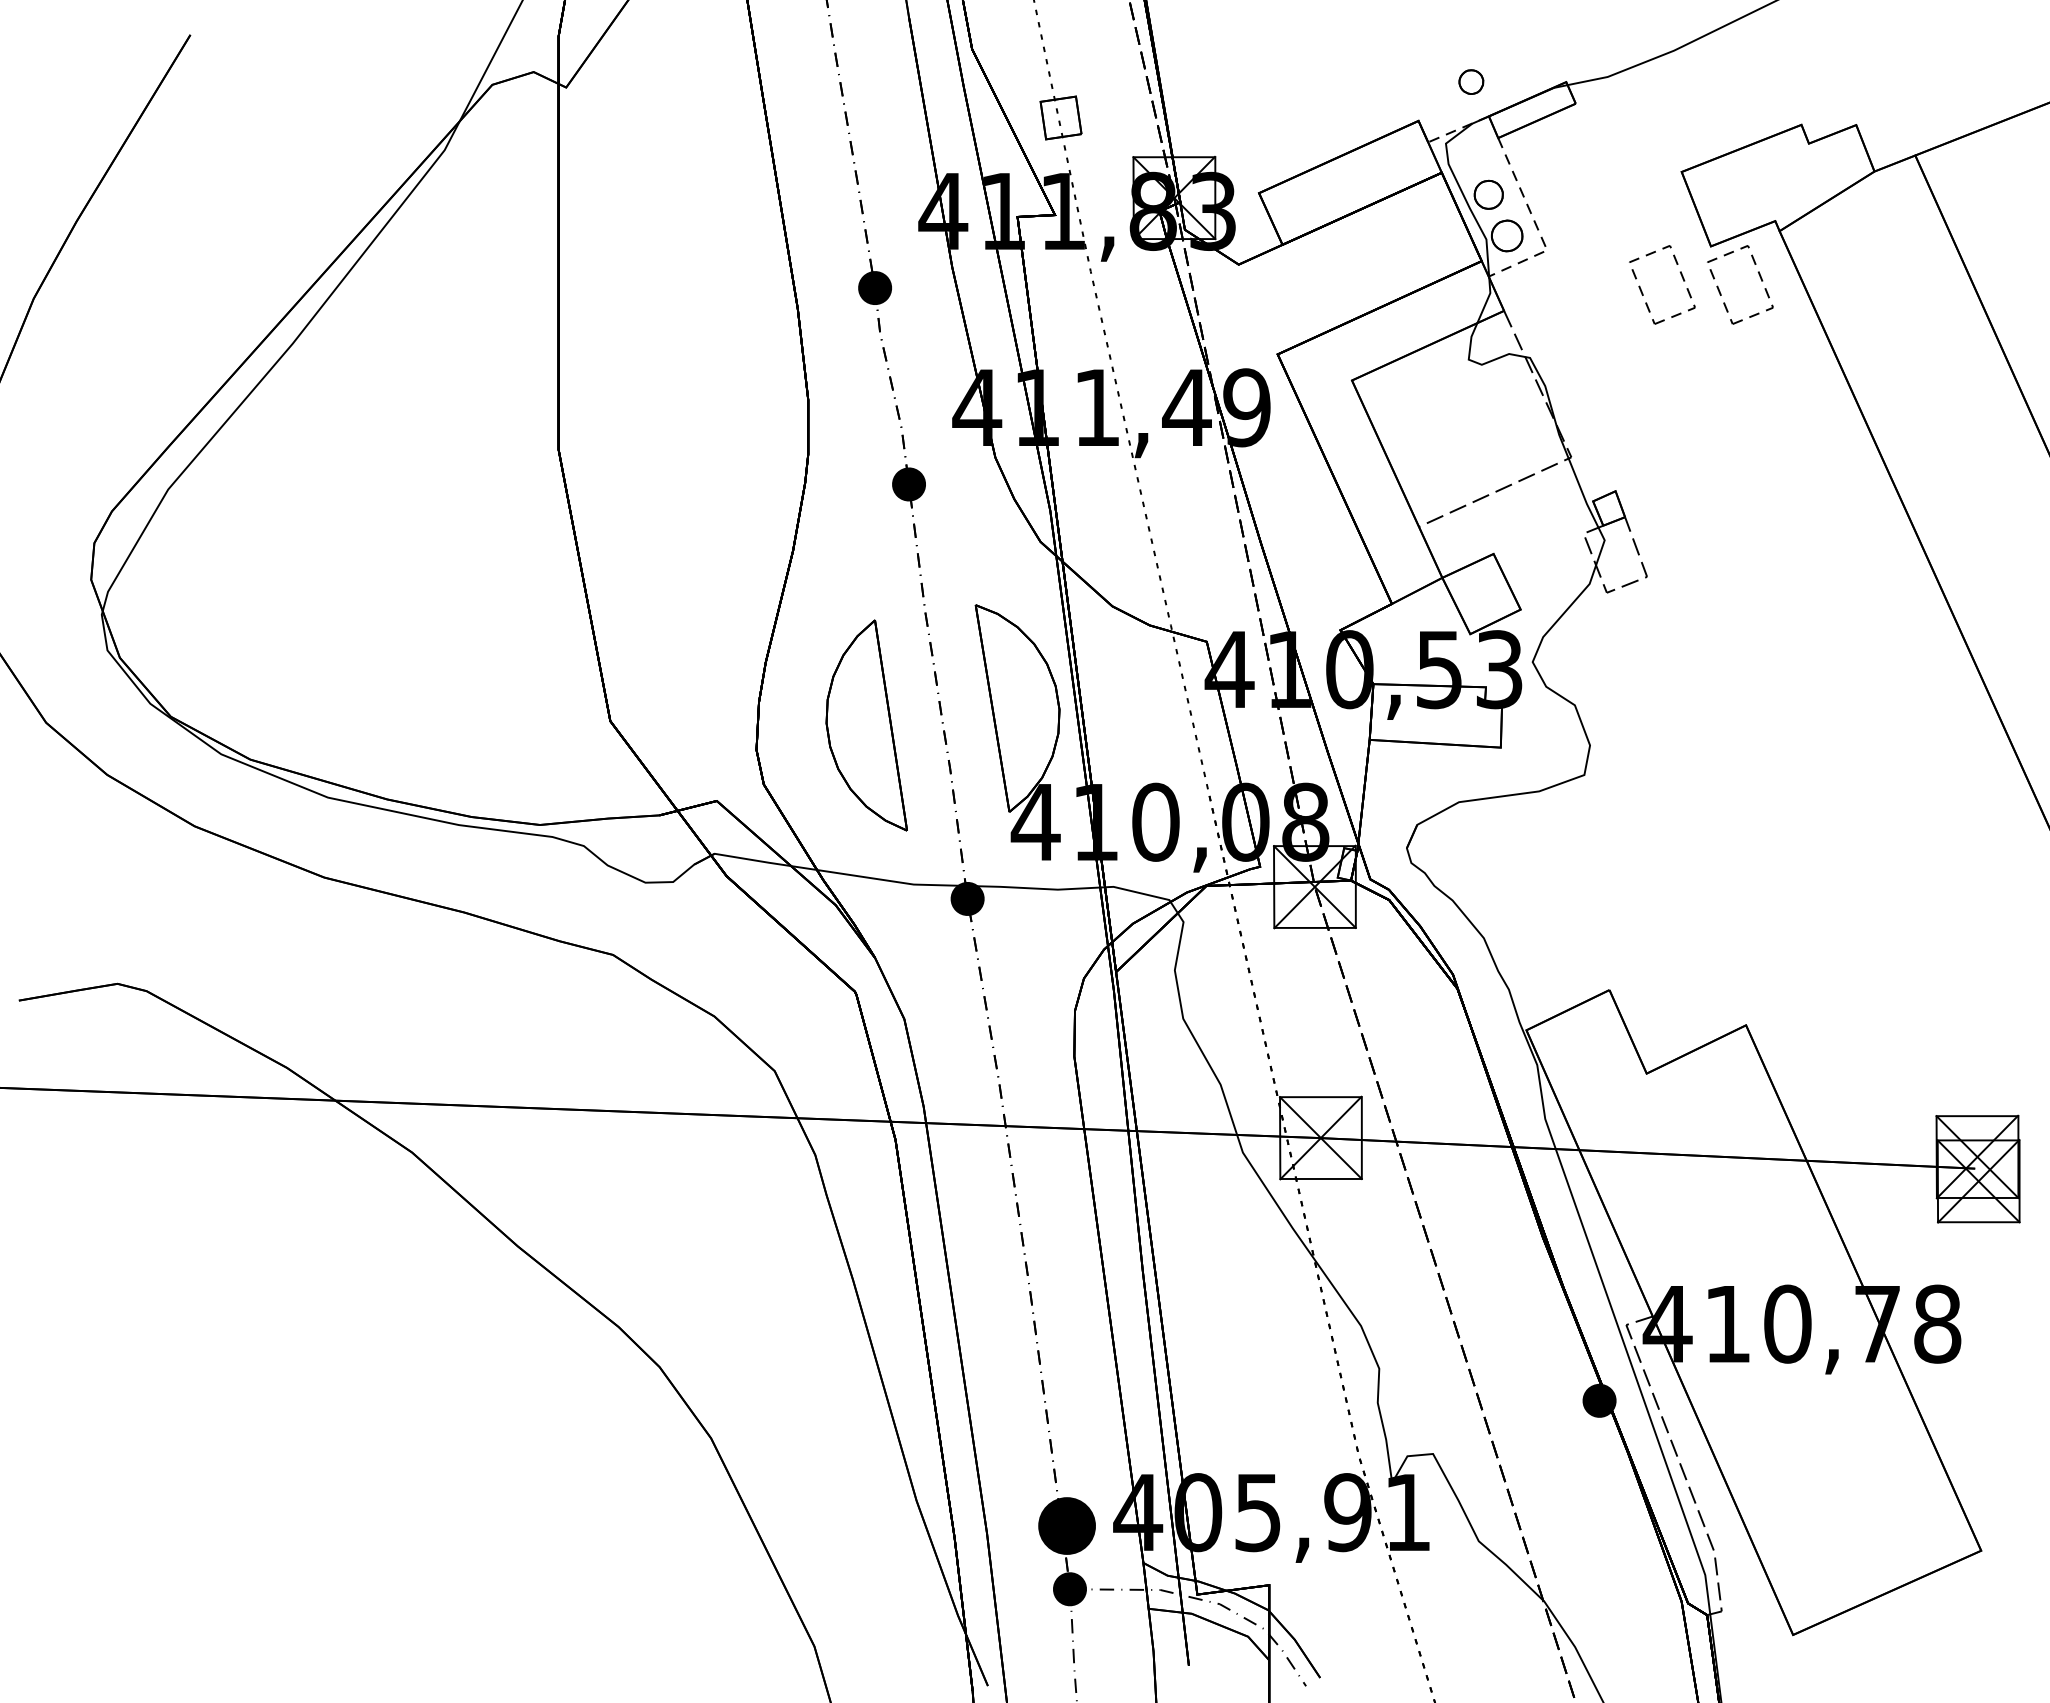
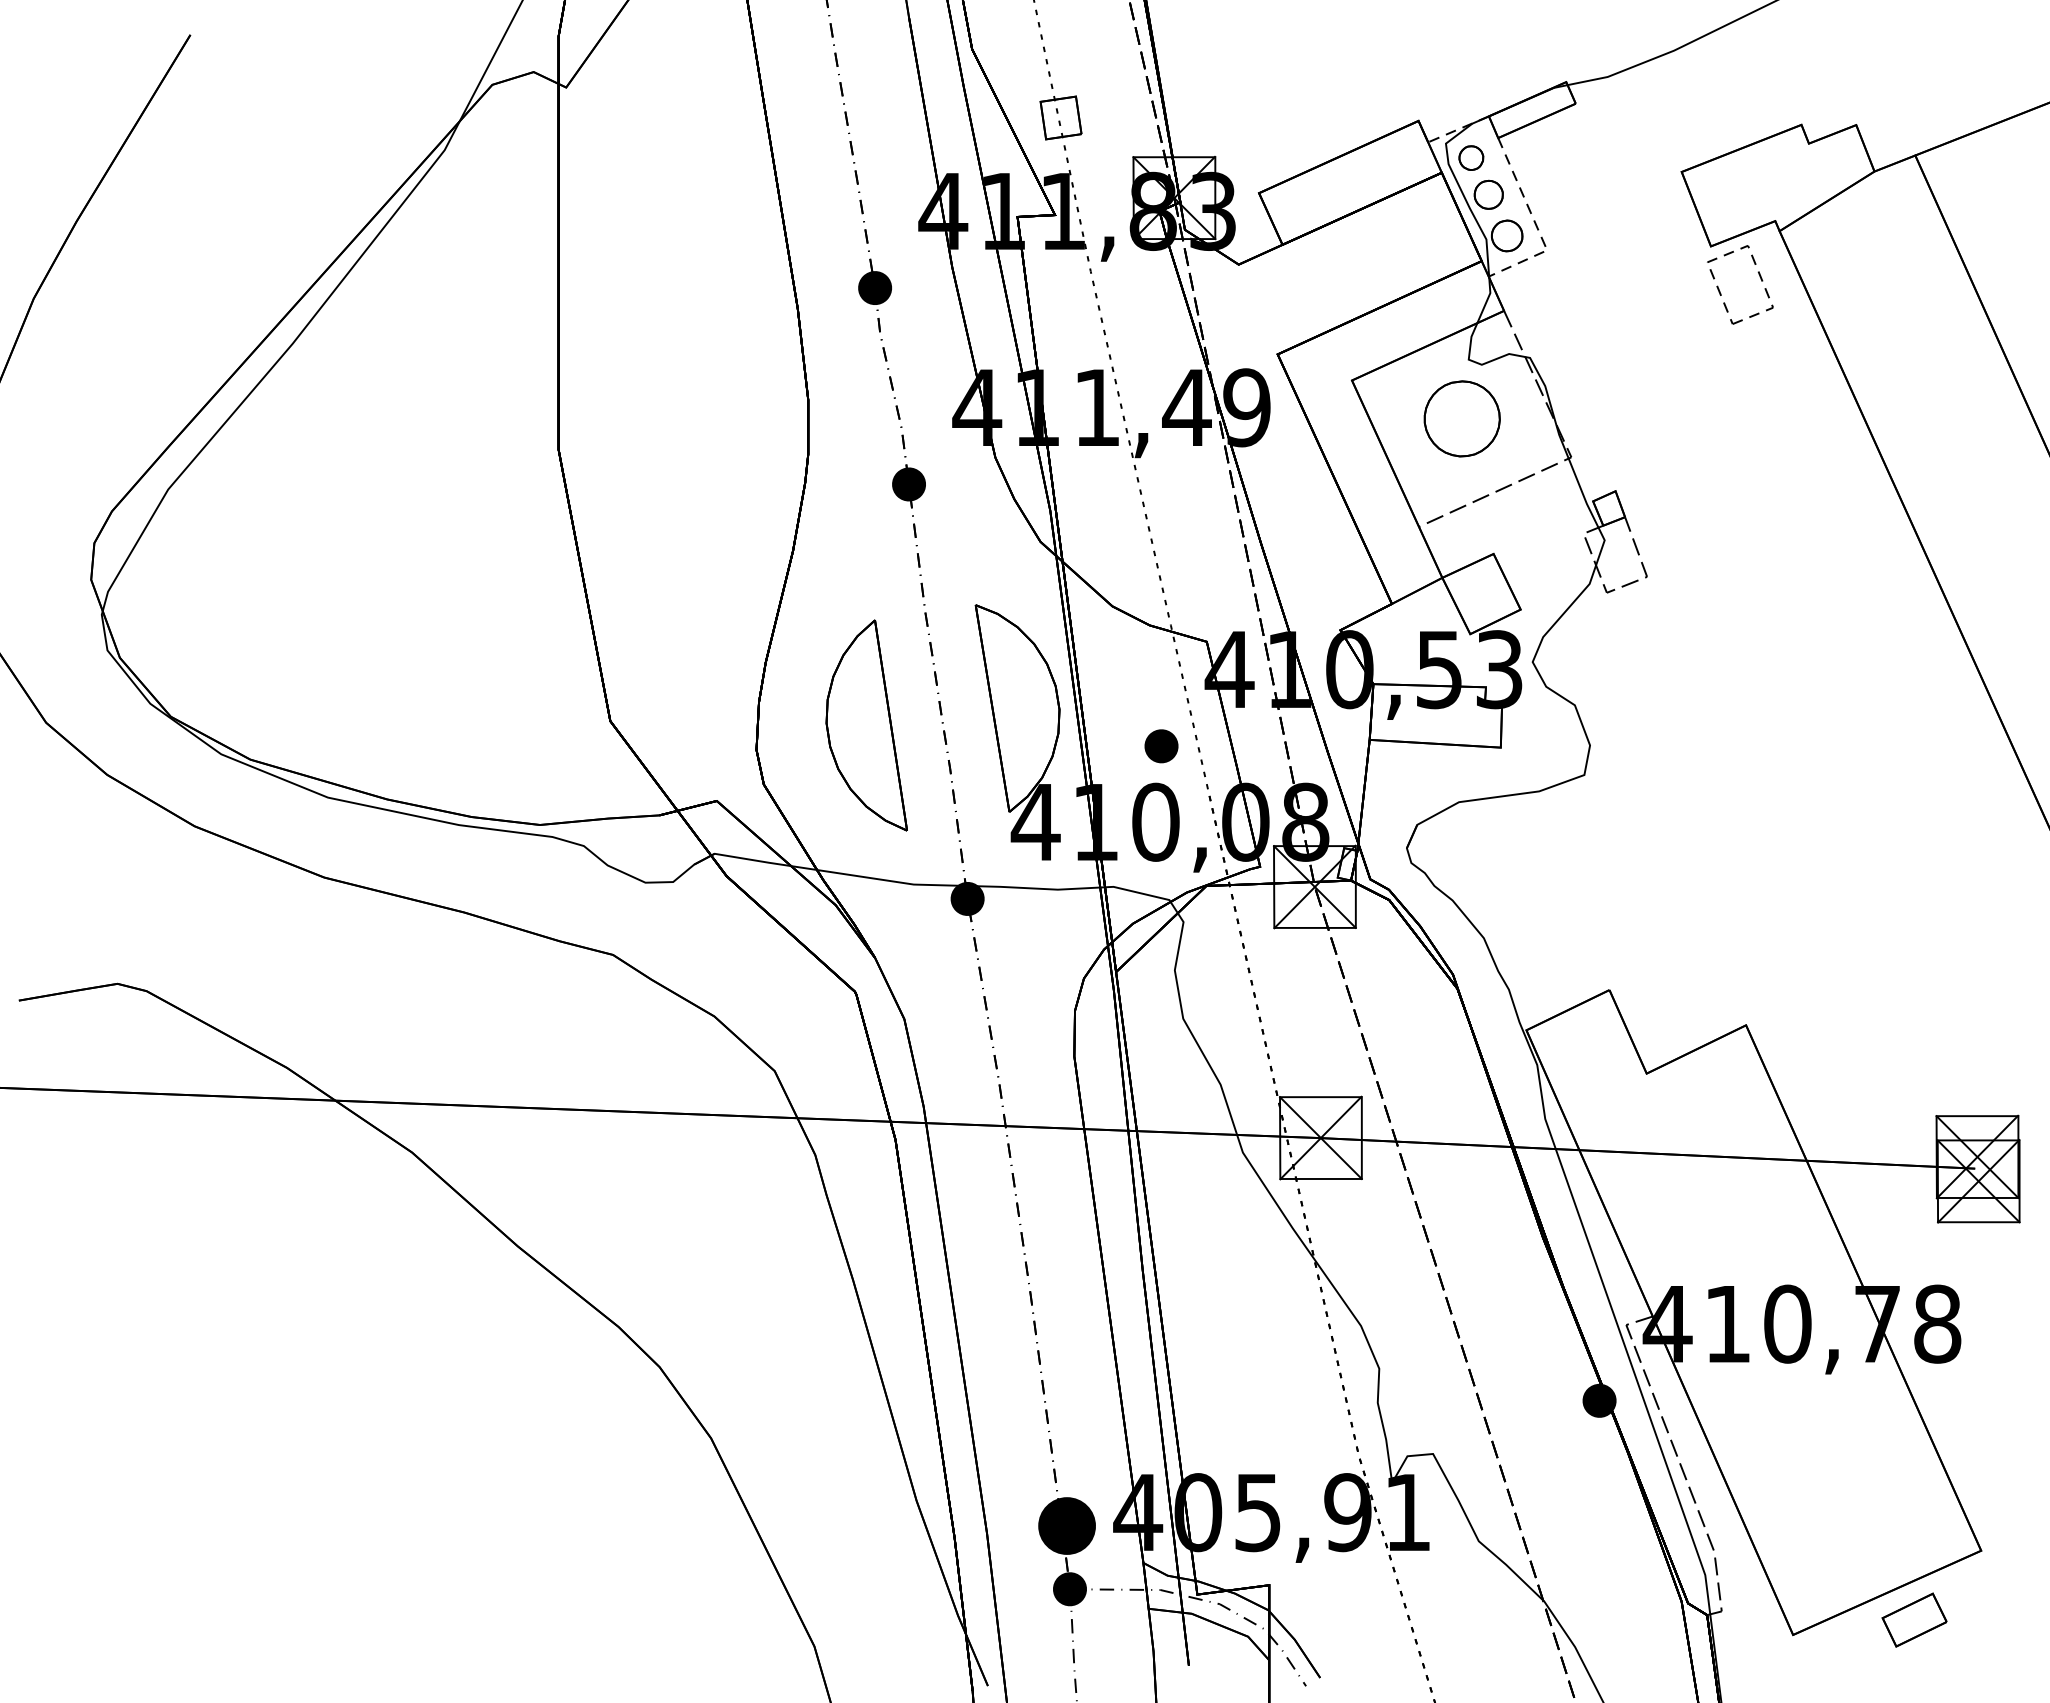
part position: (1471, 81) -> (1471, 157) (1471, 157)
part: present -> none (1680, 274)
part: none -> present (1461, 418)
part: none -> present (1161, 746)
part: none -> present (1914, 1619)
